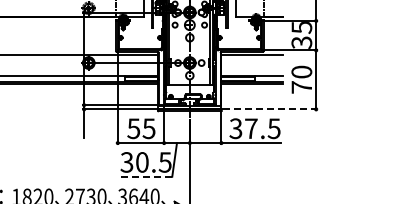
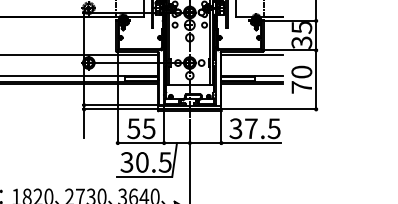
line: dashed -> solid (270, 109)
line: dashed -> solid (144, 176)
